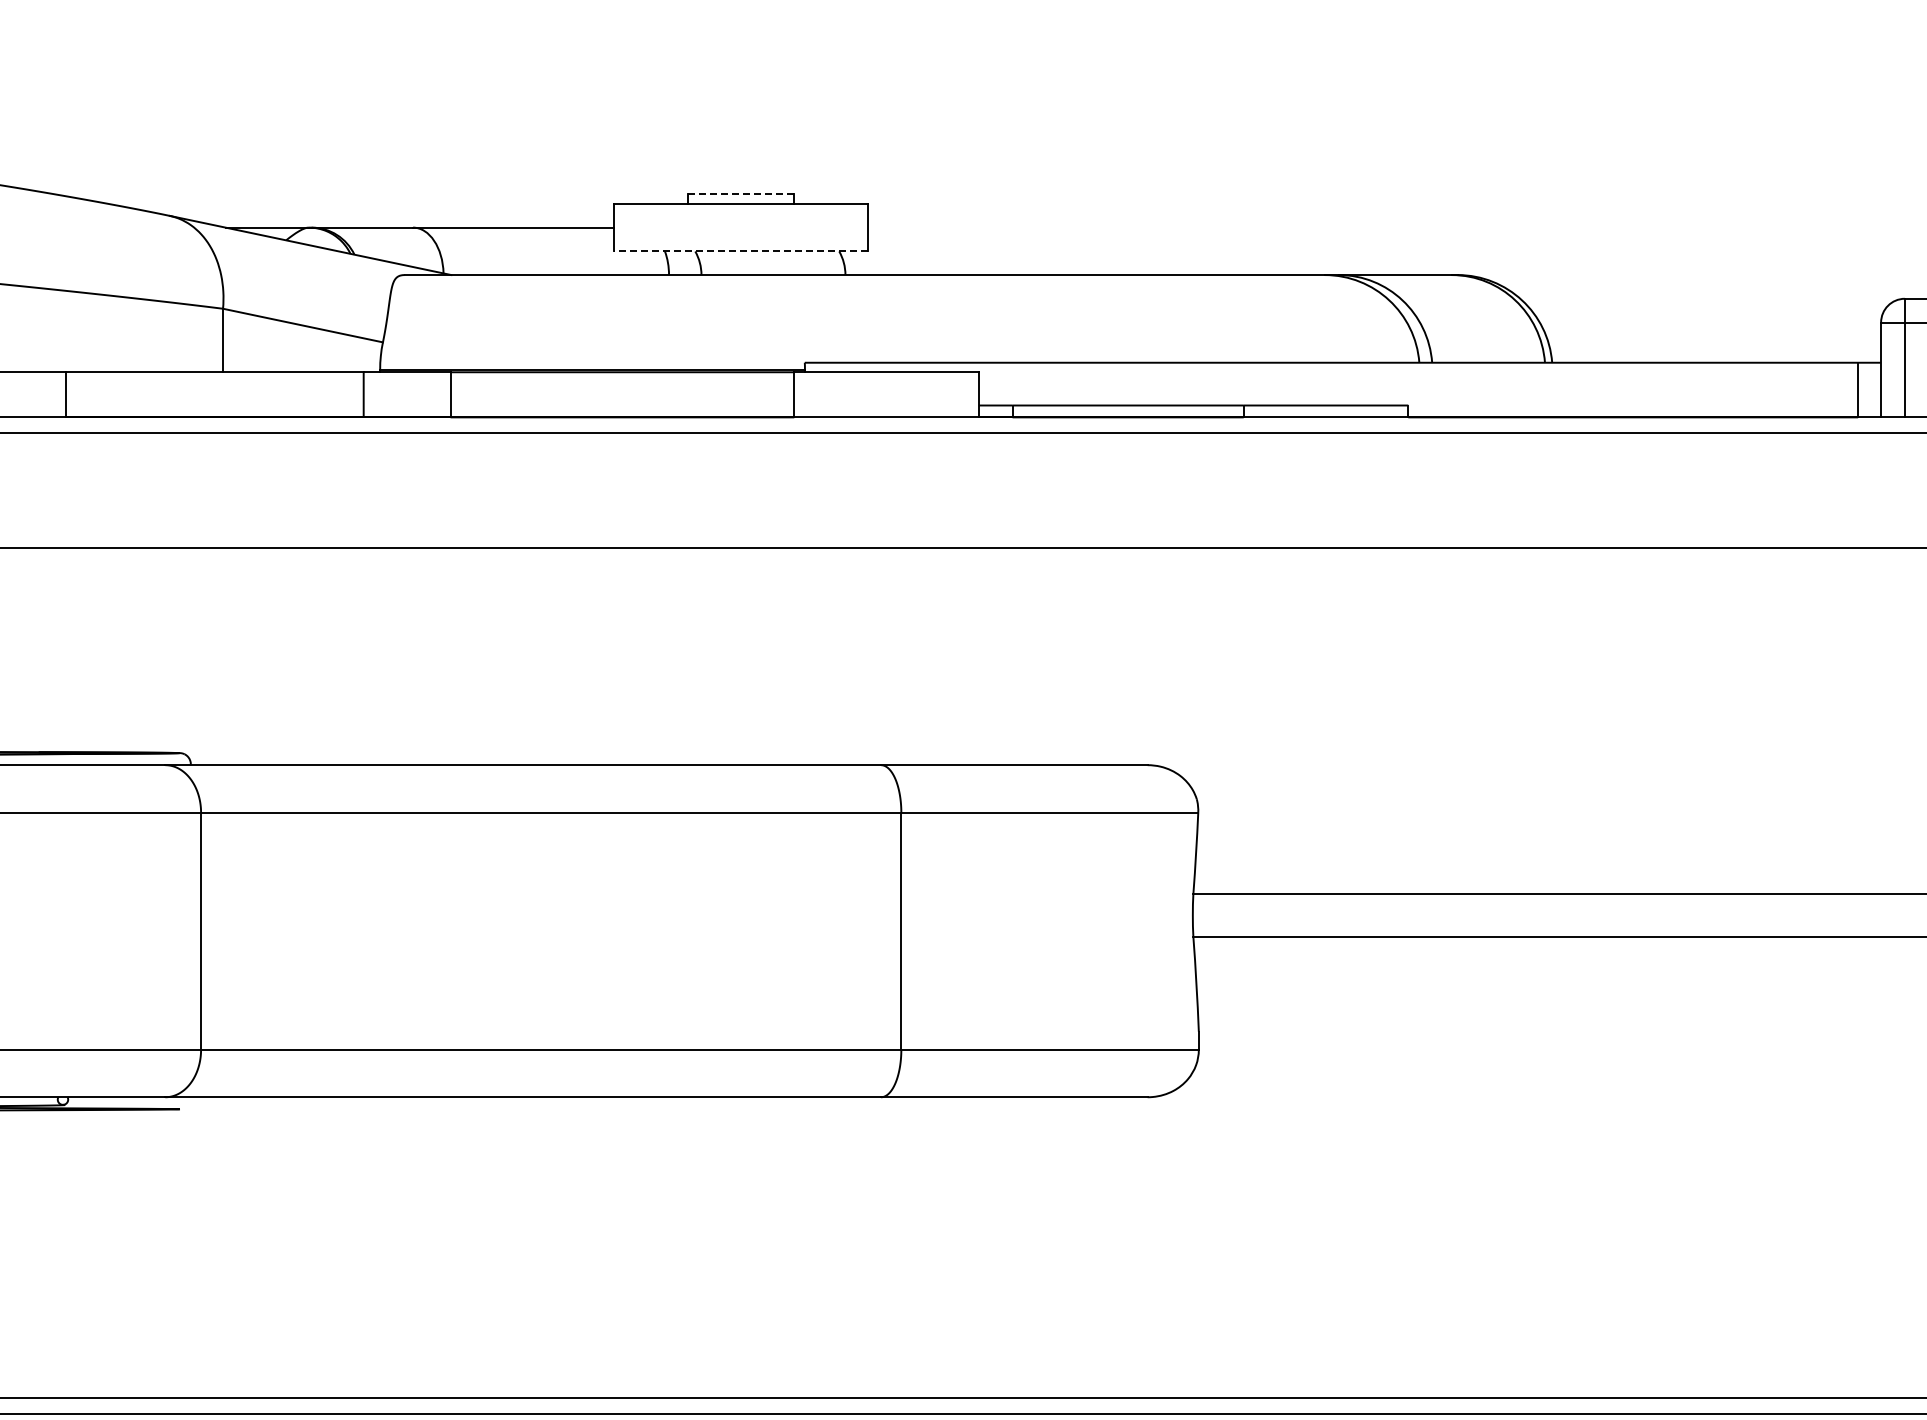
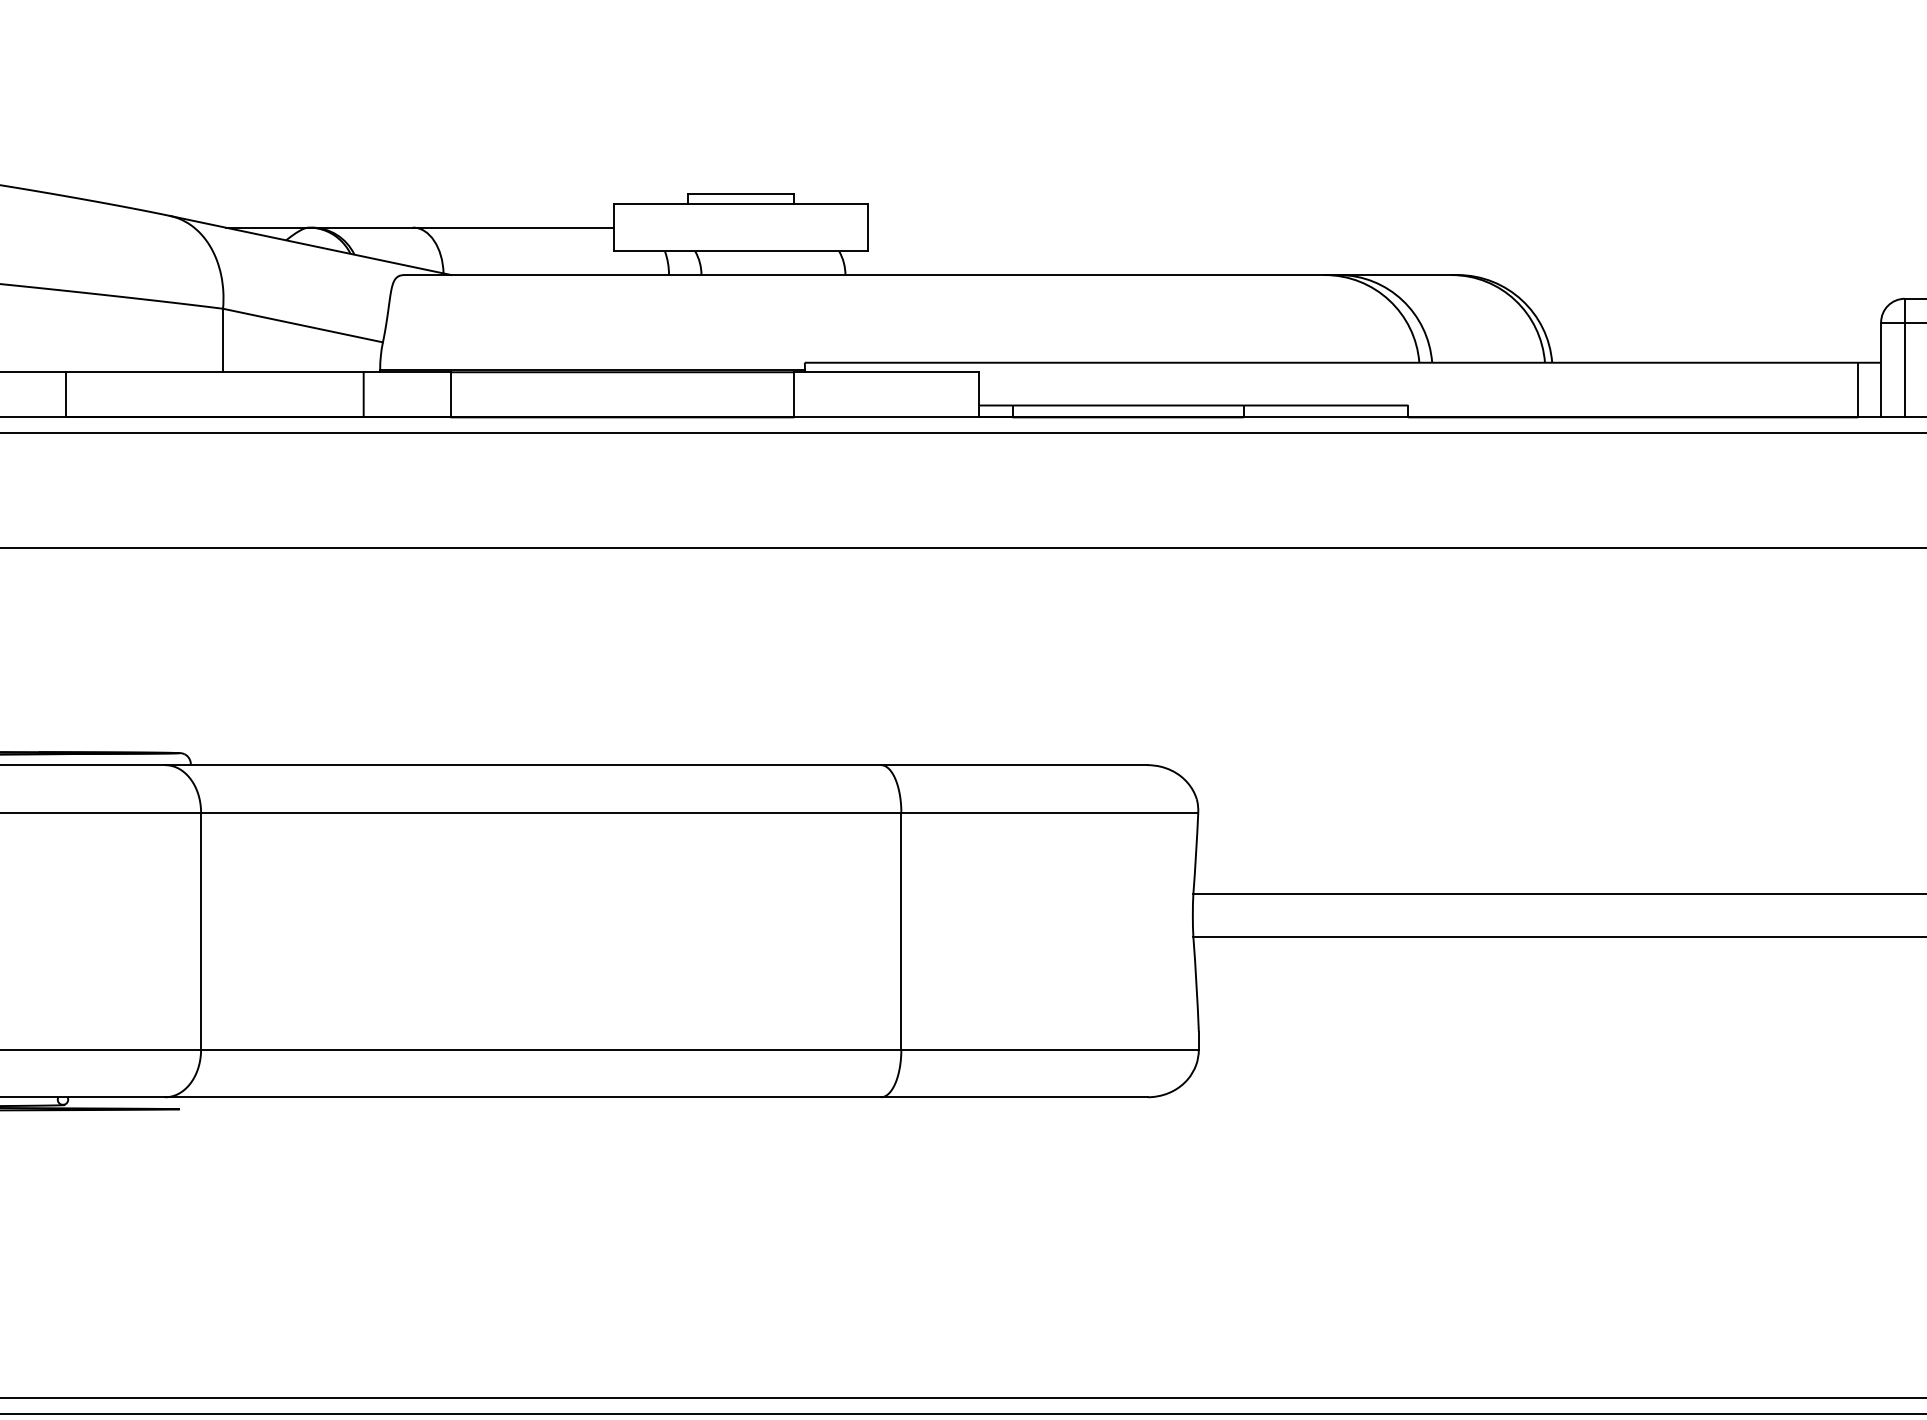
line: dashed -> solid (741, 194)
line: dashed -> solid (741, 251)
